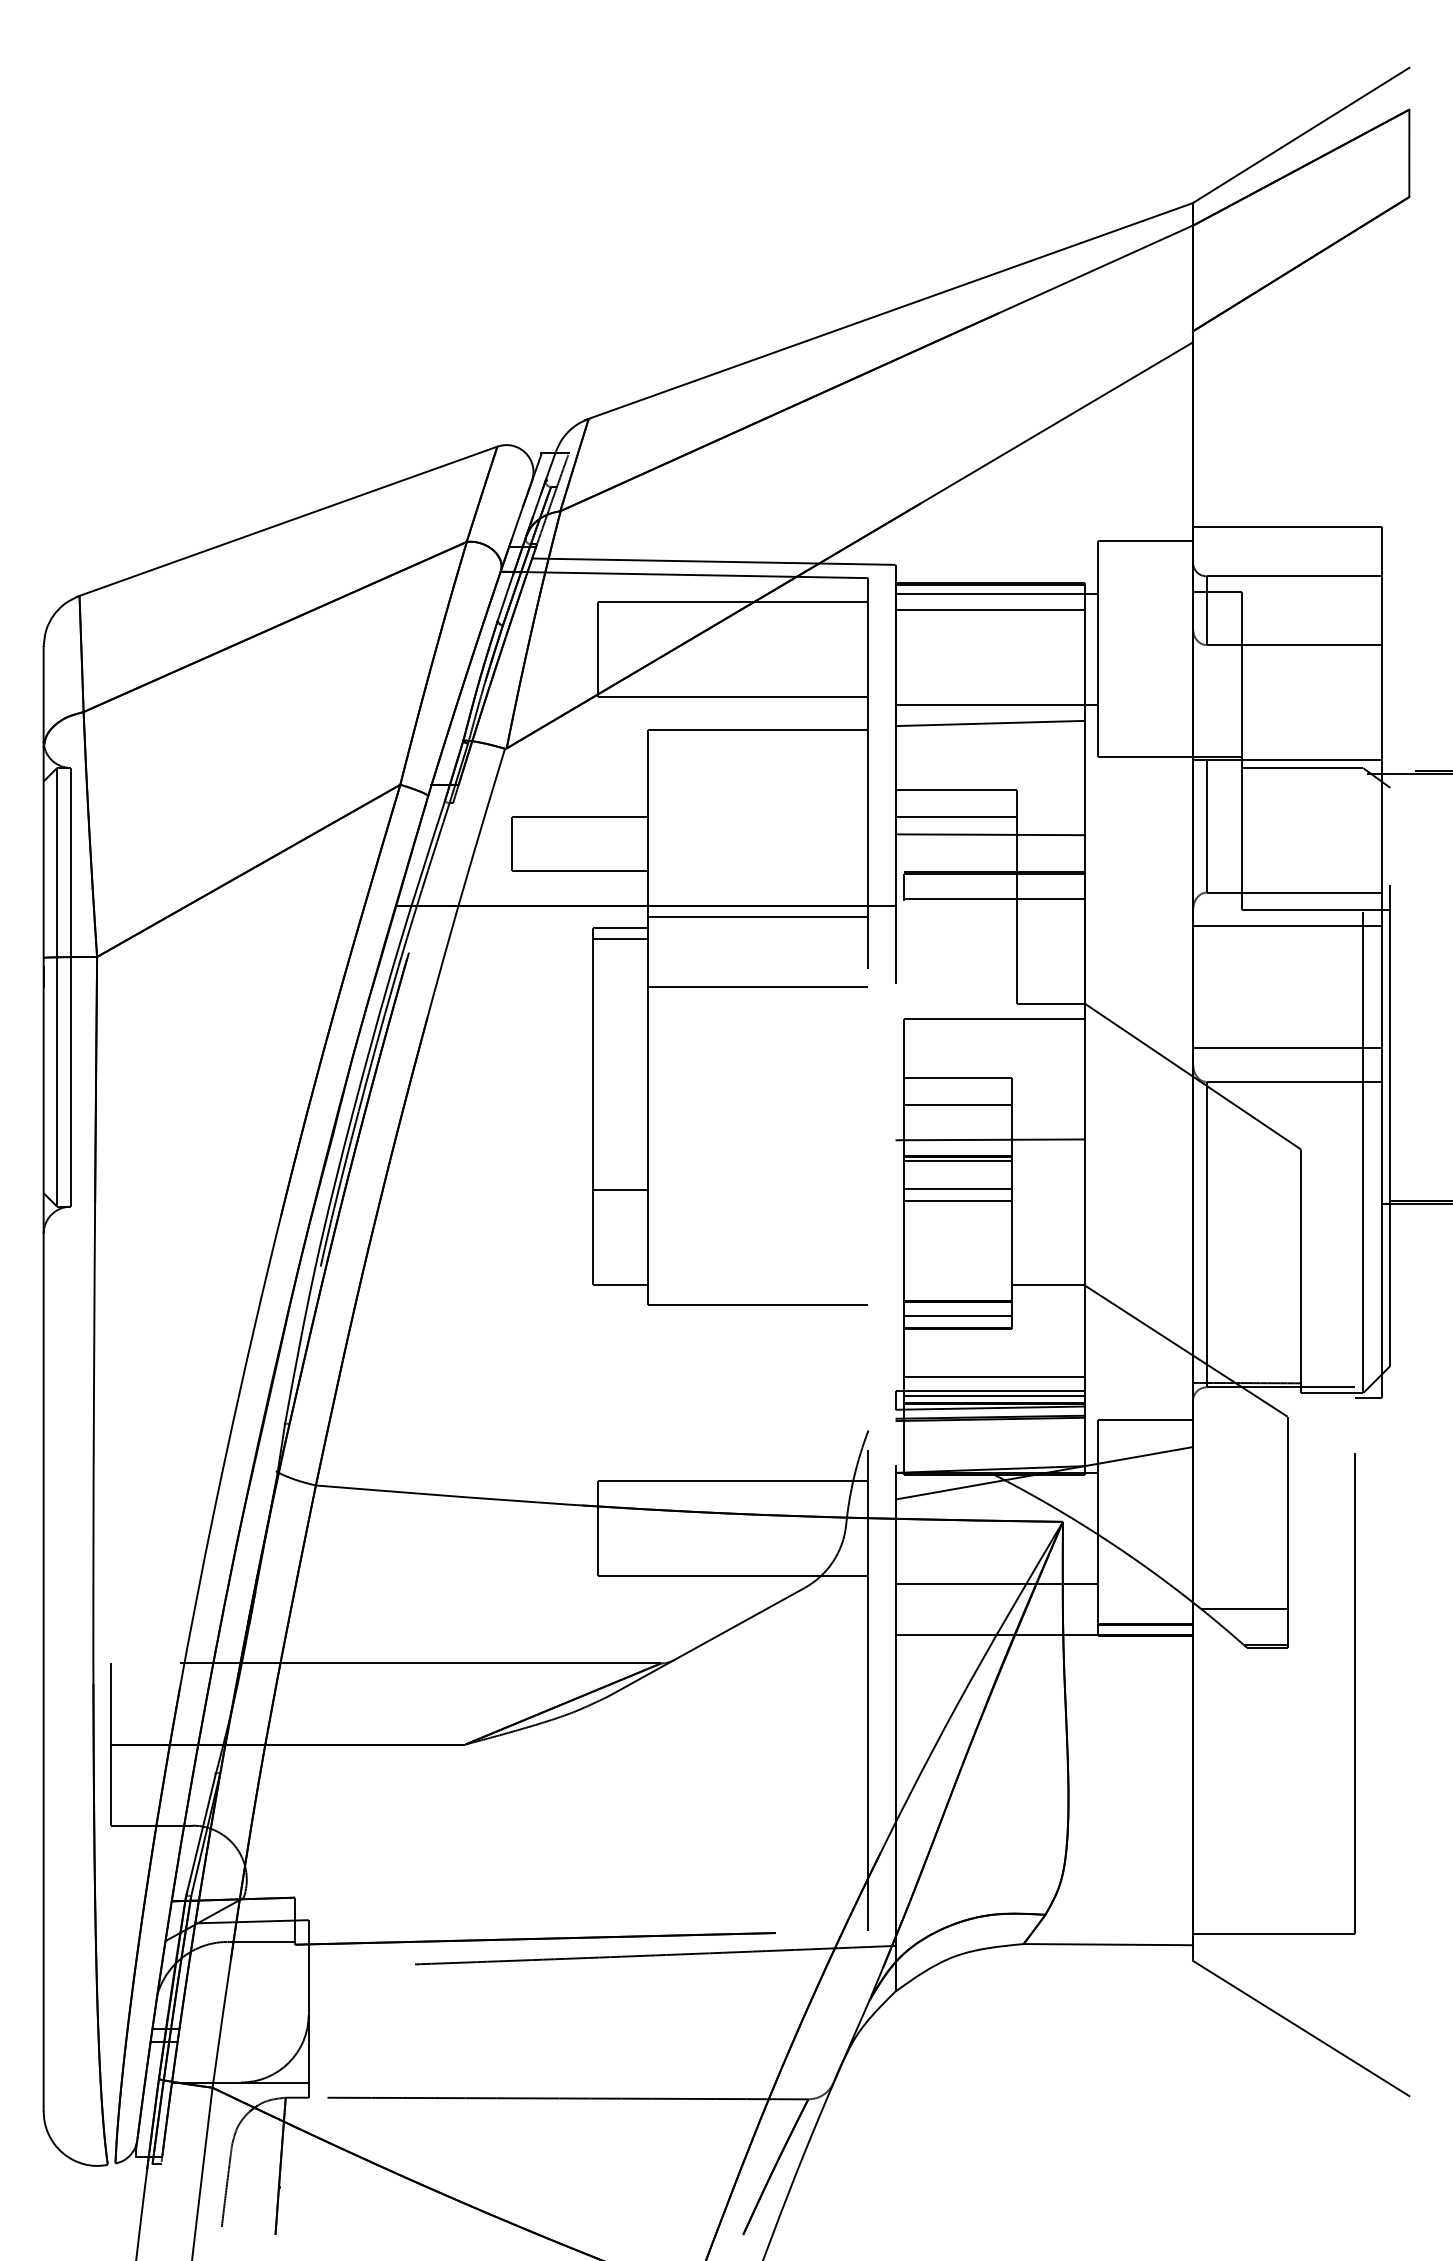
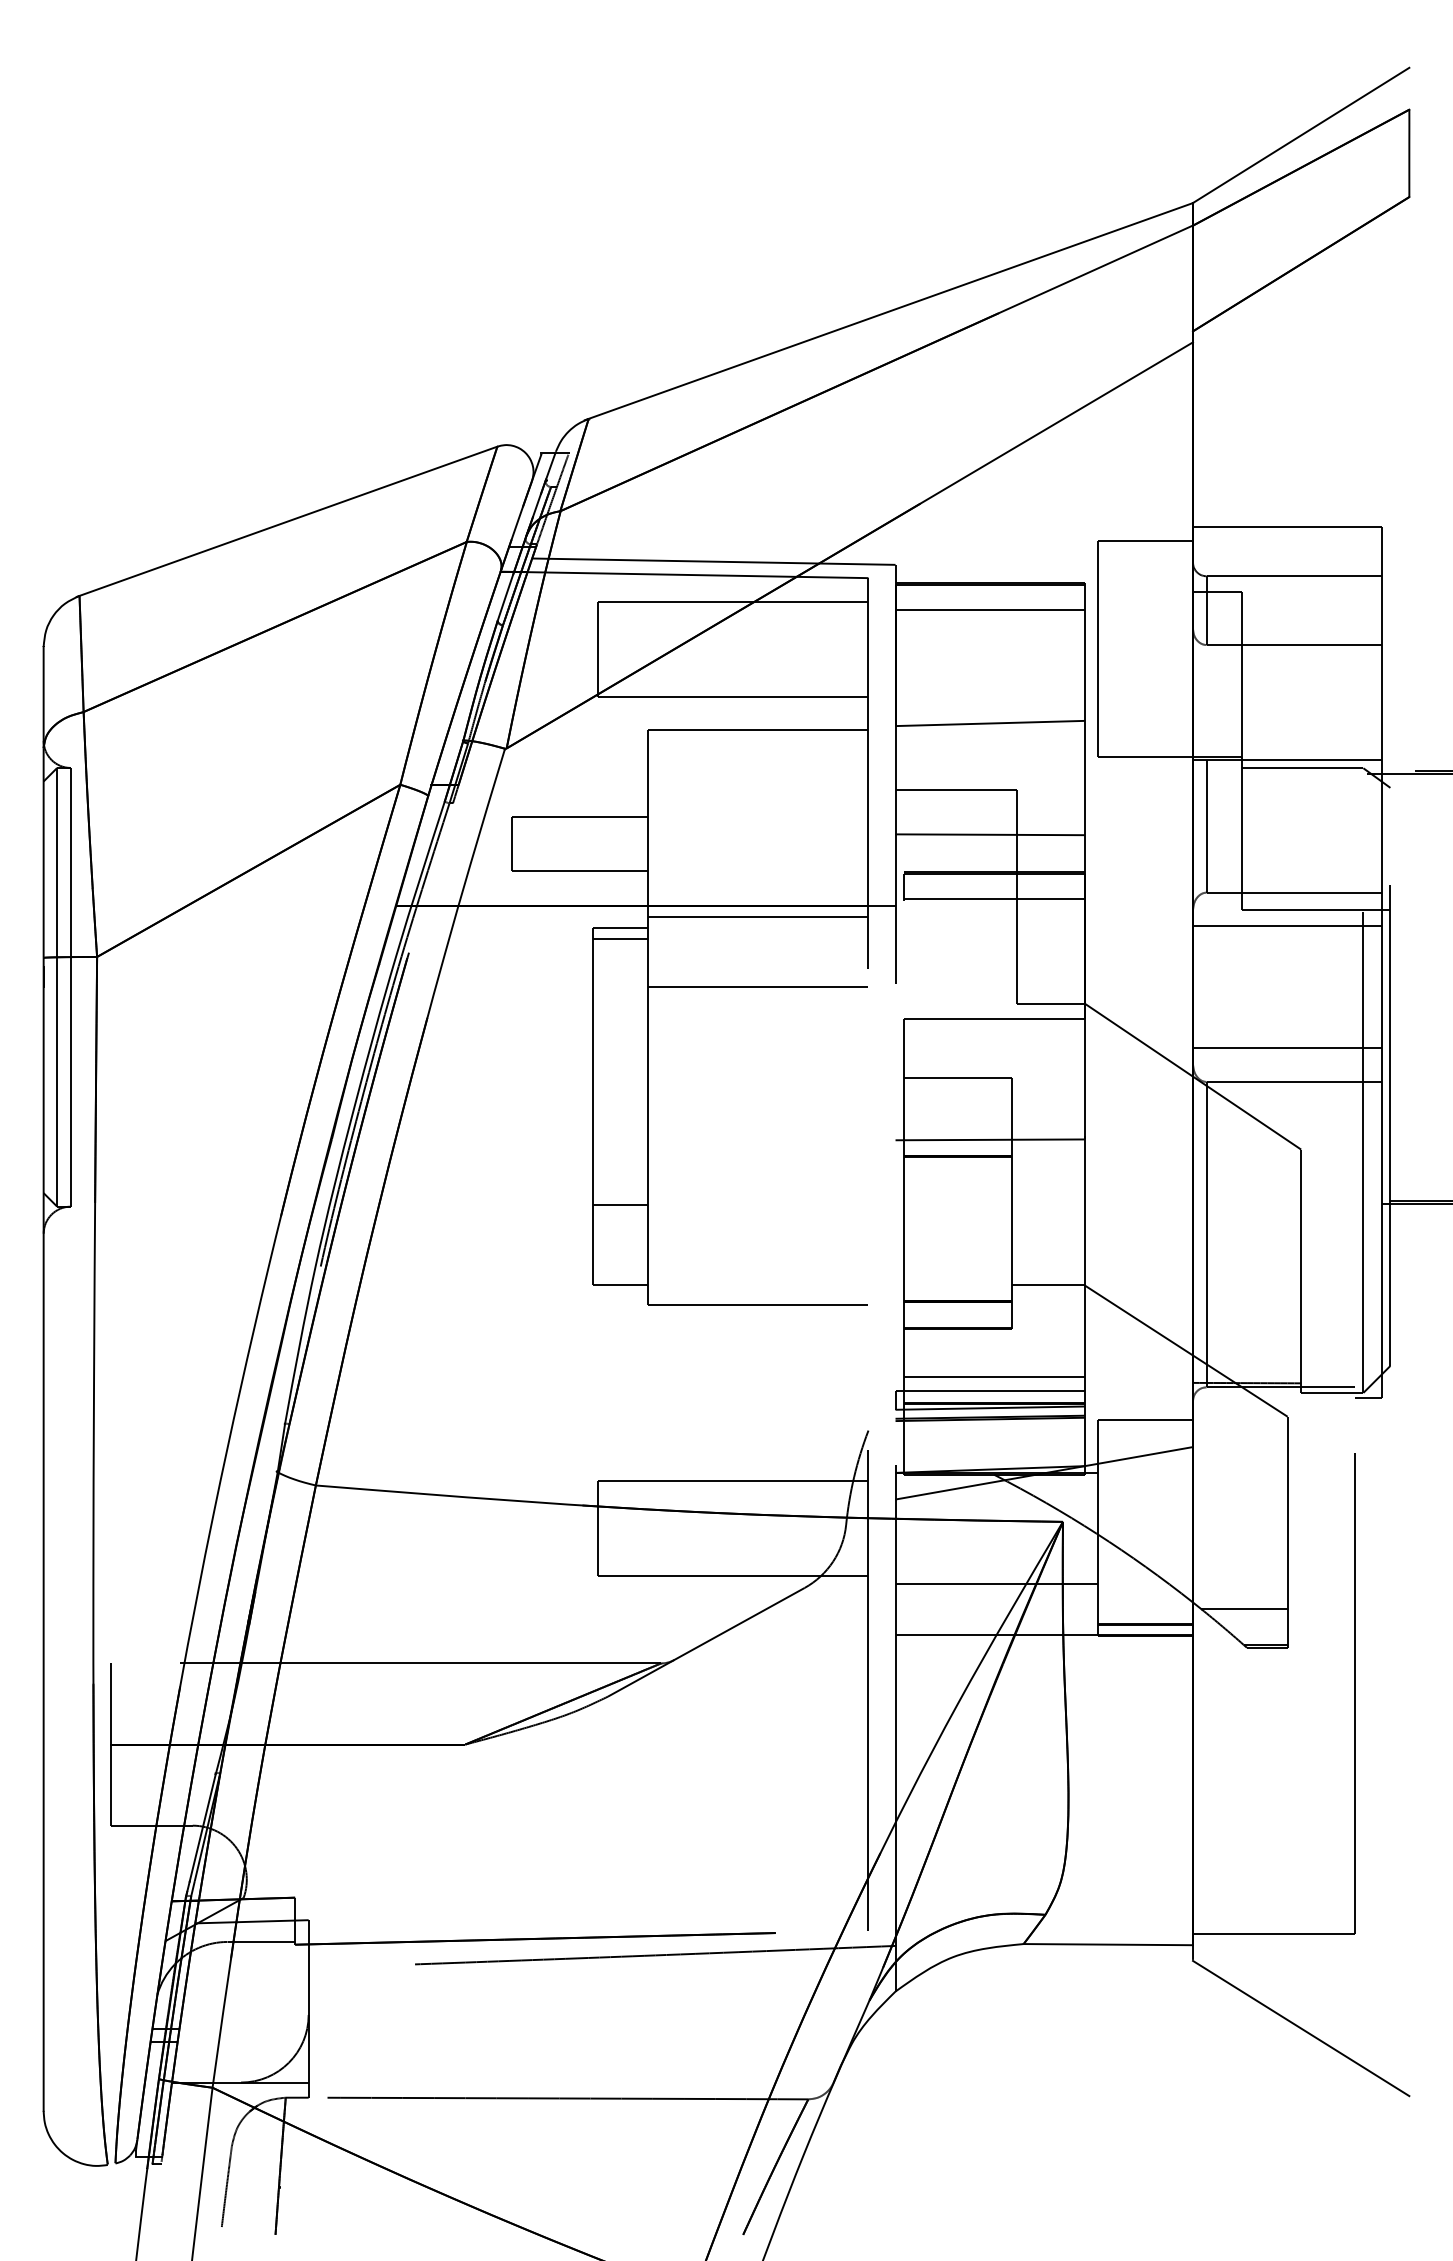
line: present -> none (996, 593)
line: present -> none (996, 704)
line: present -> none (956, 817)
line: present -> none (957, 1104)
line: present -> none (957, 1161)
line: present -> none (957, 1189)
line position: (620, 1190) -> (620, 1205) (620, 1205)
line: present -> none (957, 1201)
line: present -> none (957, 1315)
line: present -> none (993, 1396)
